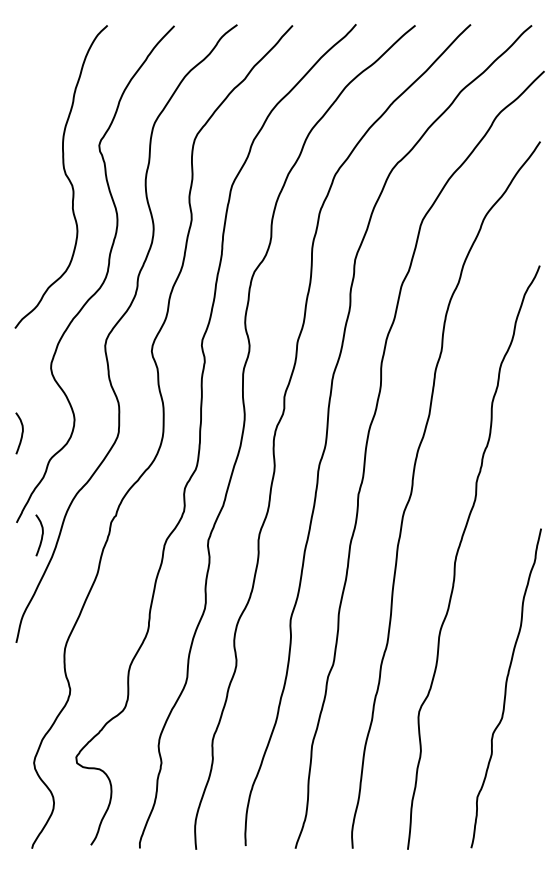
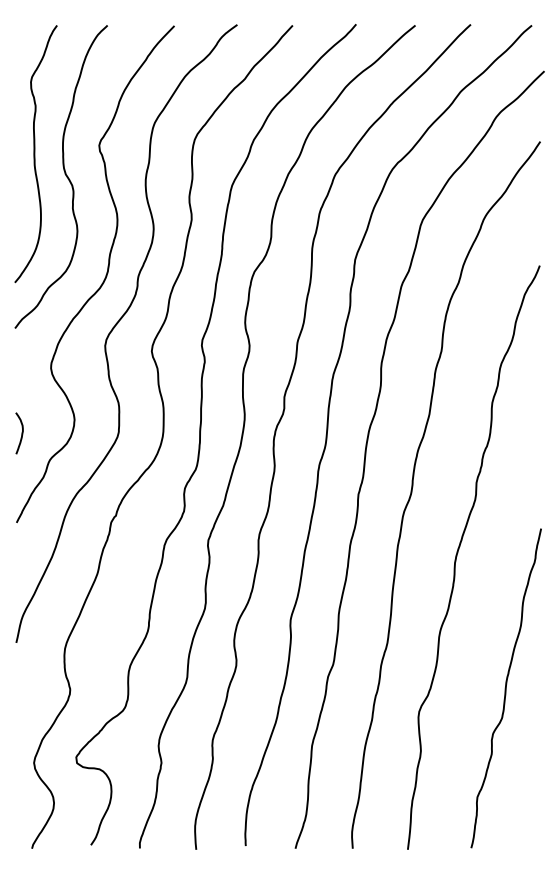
curve: none -> present (35, 154)
curve: present -> none (41, 535)
